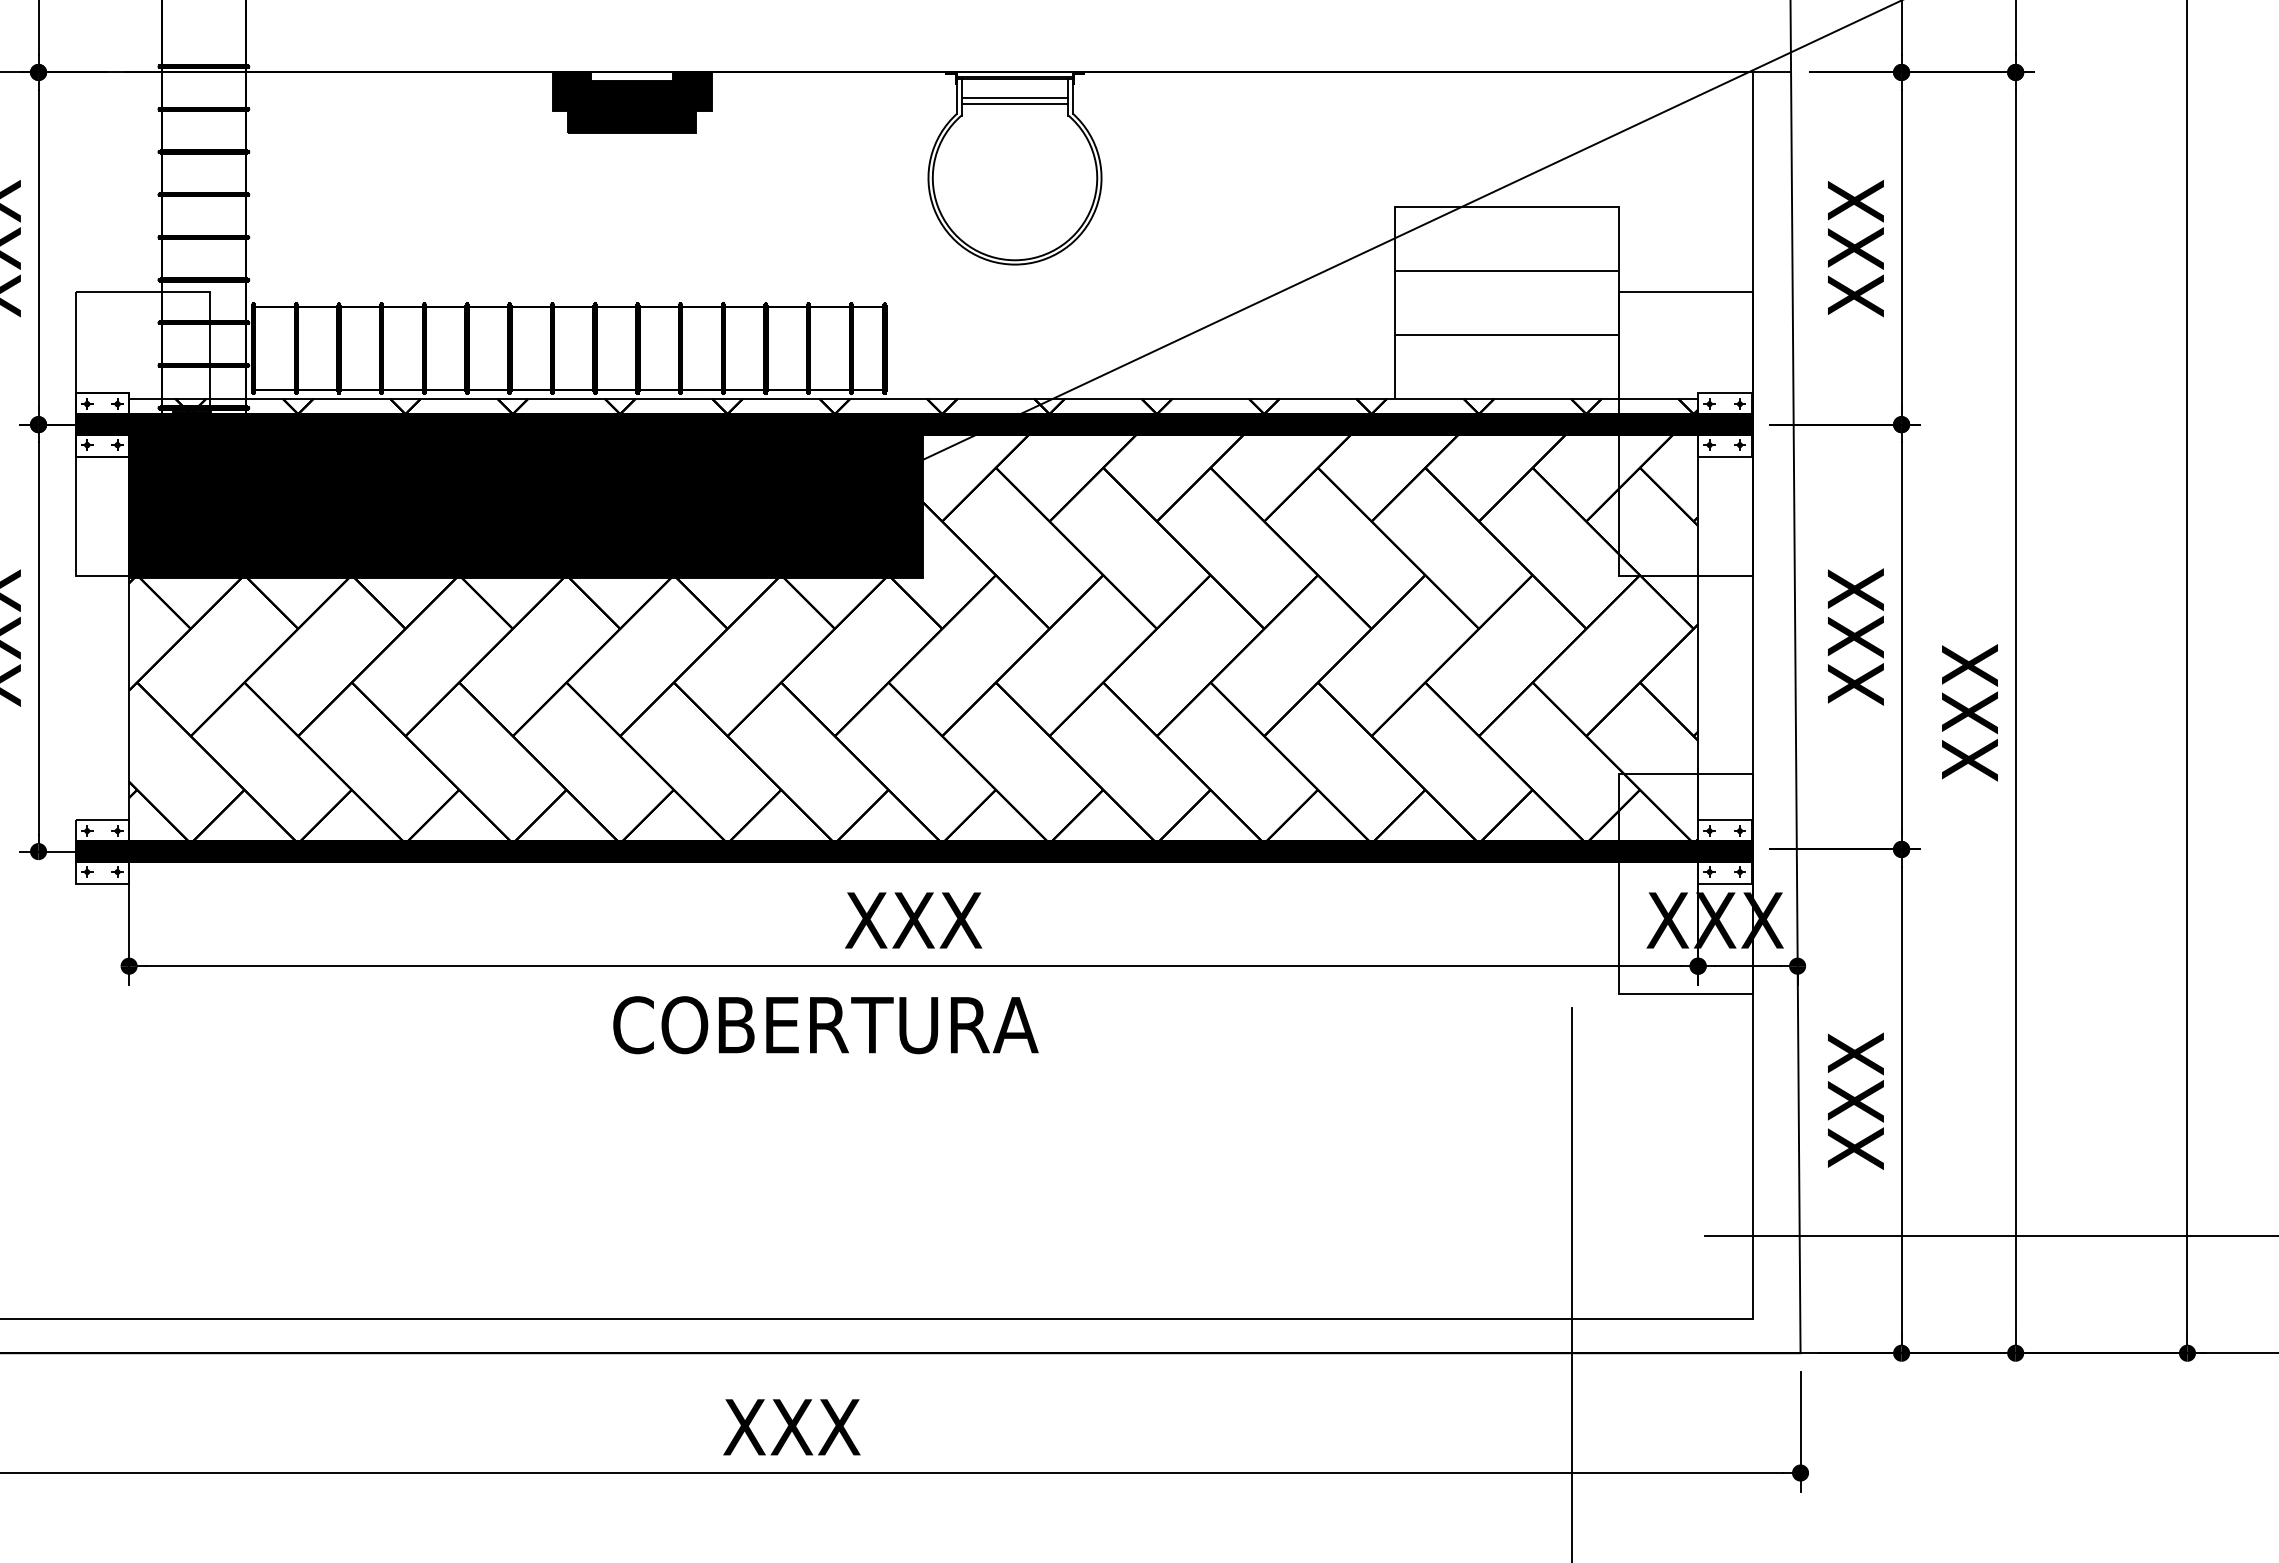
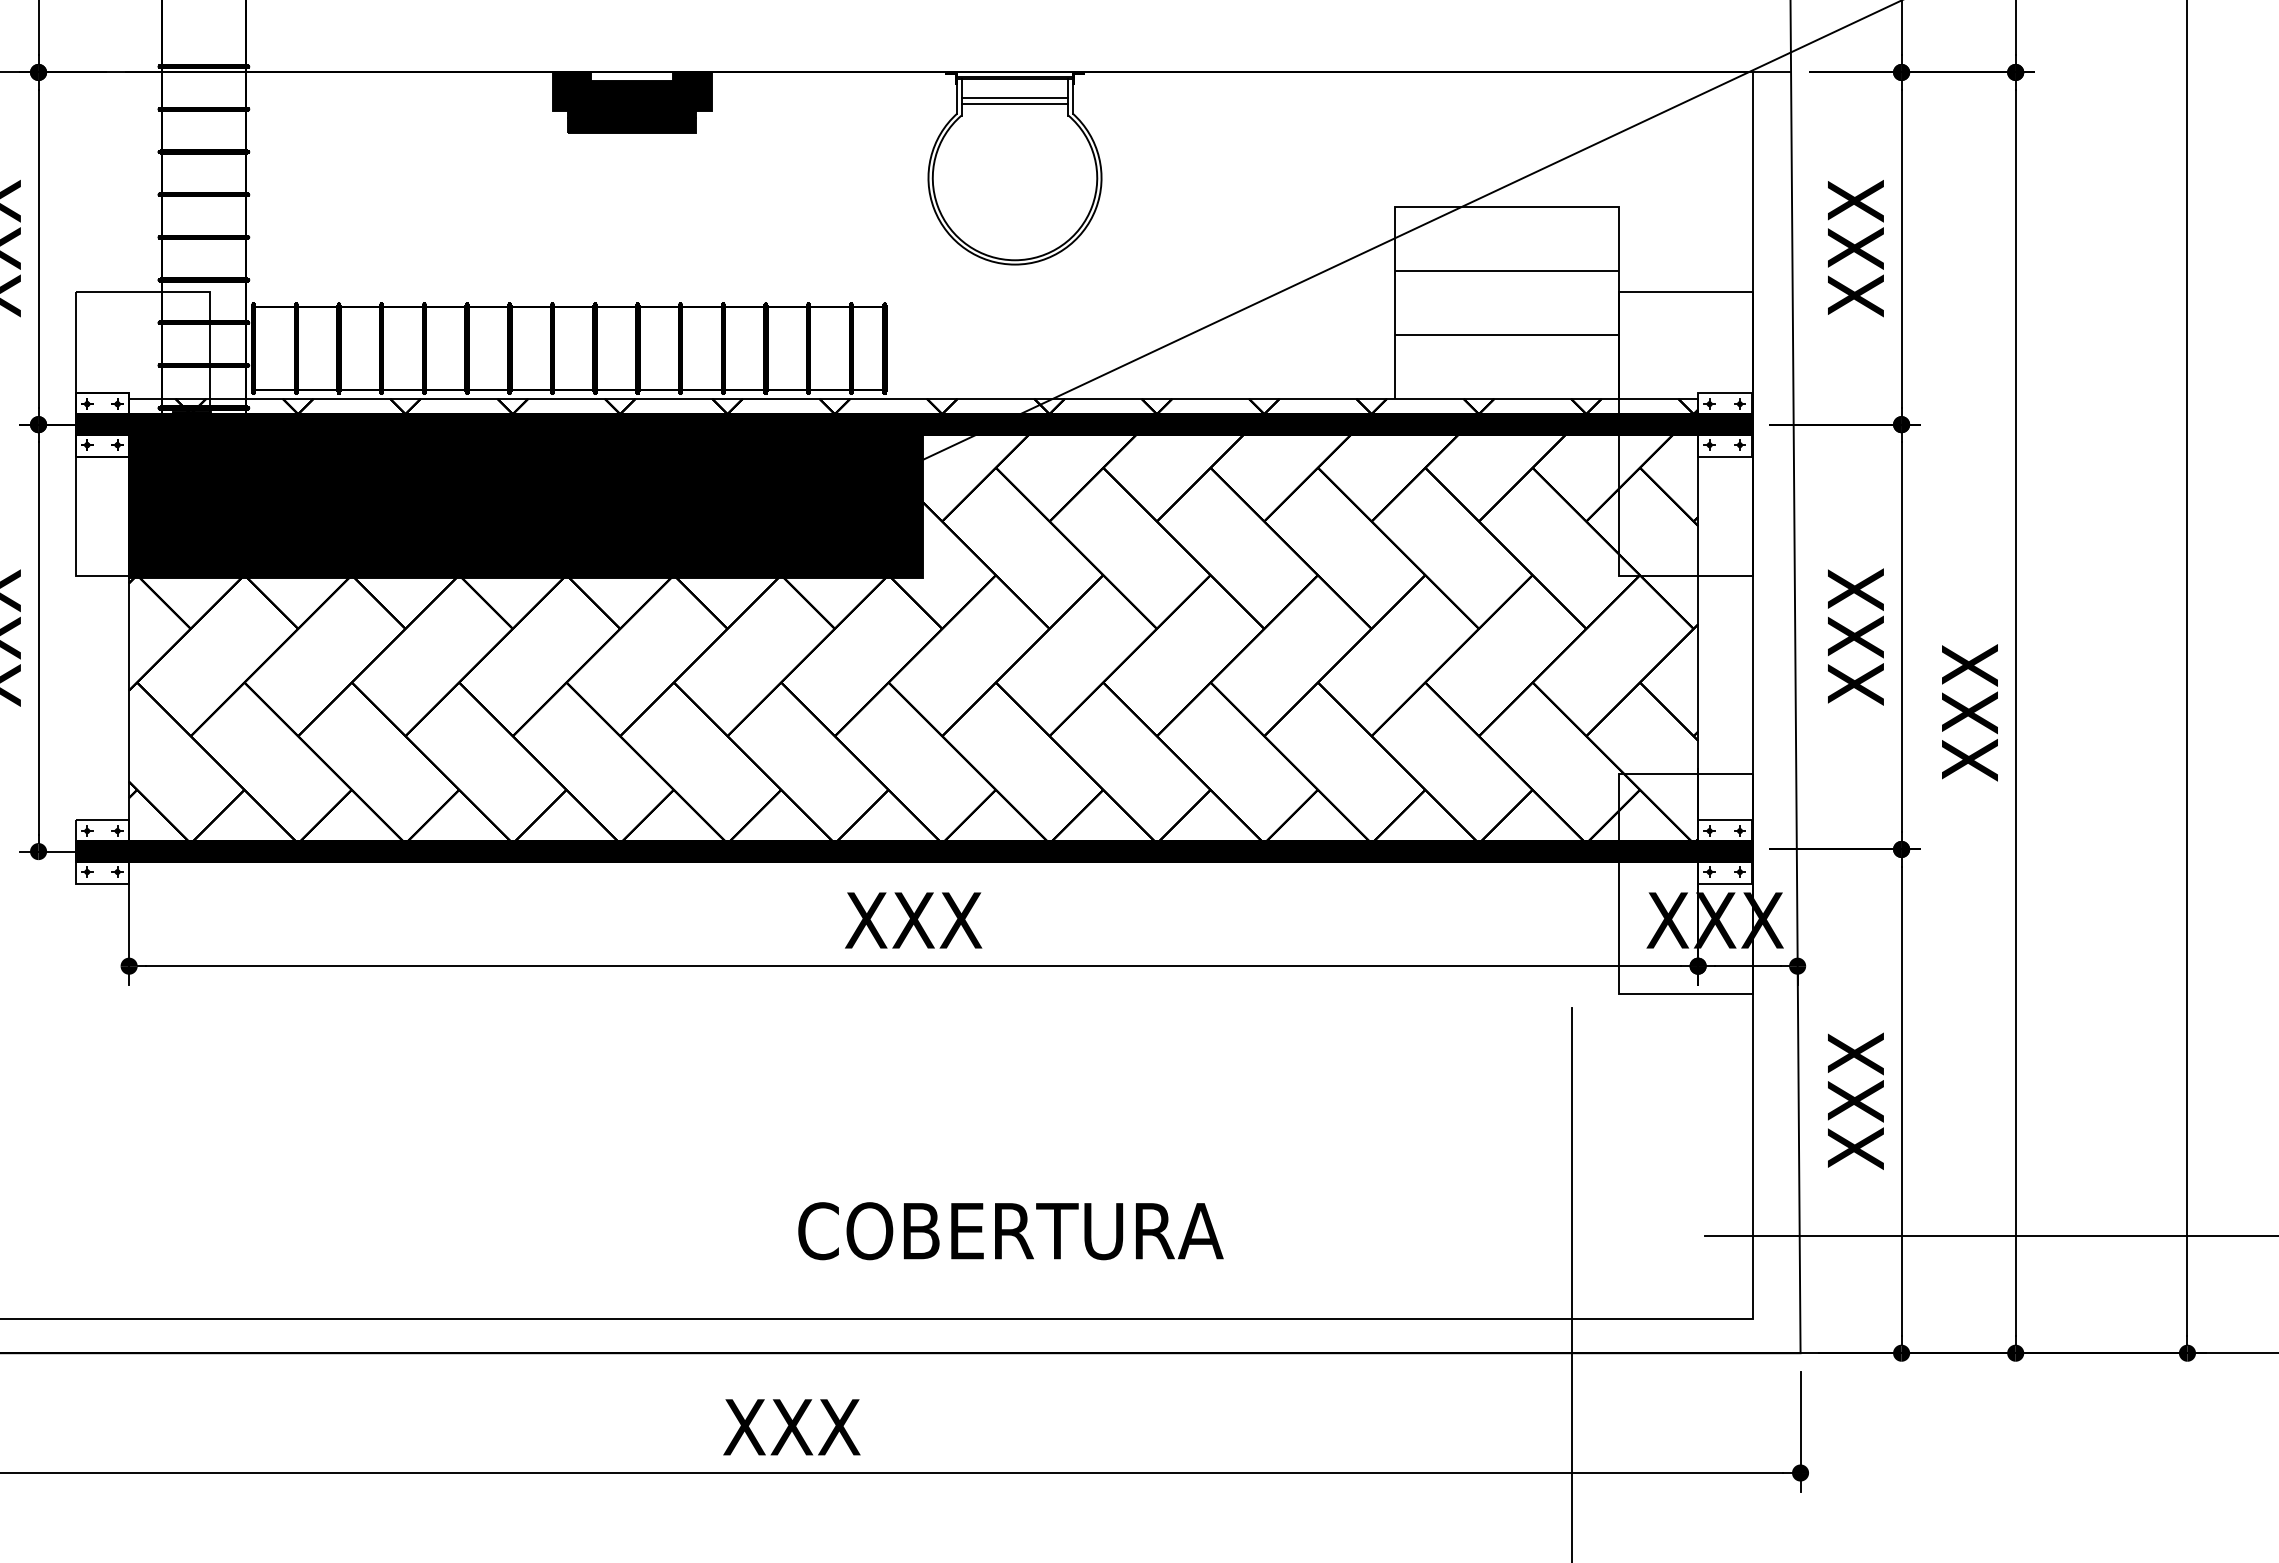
text position: (825, 1025) -> (1010, 1231) (1010, 1231)
